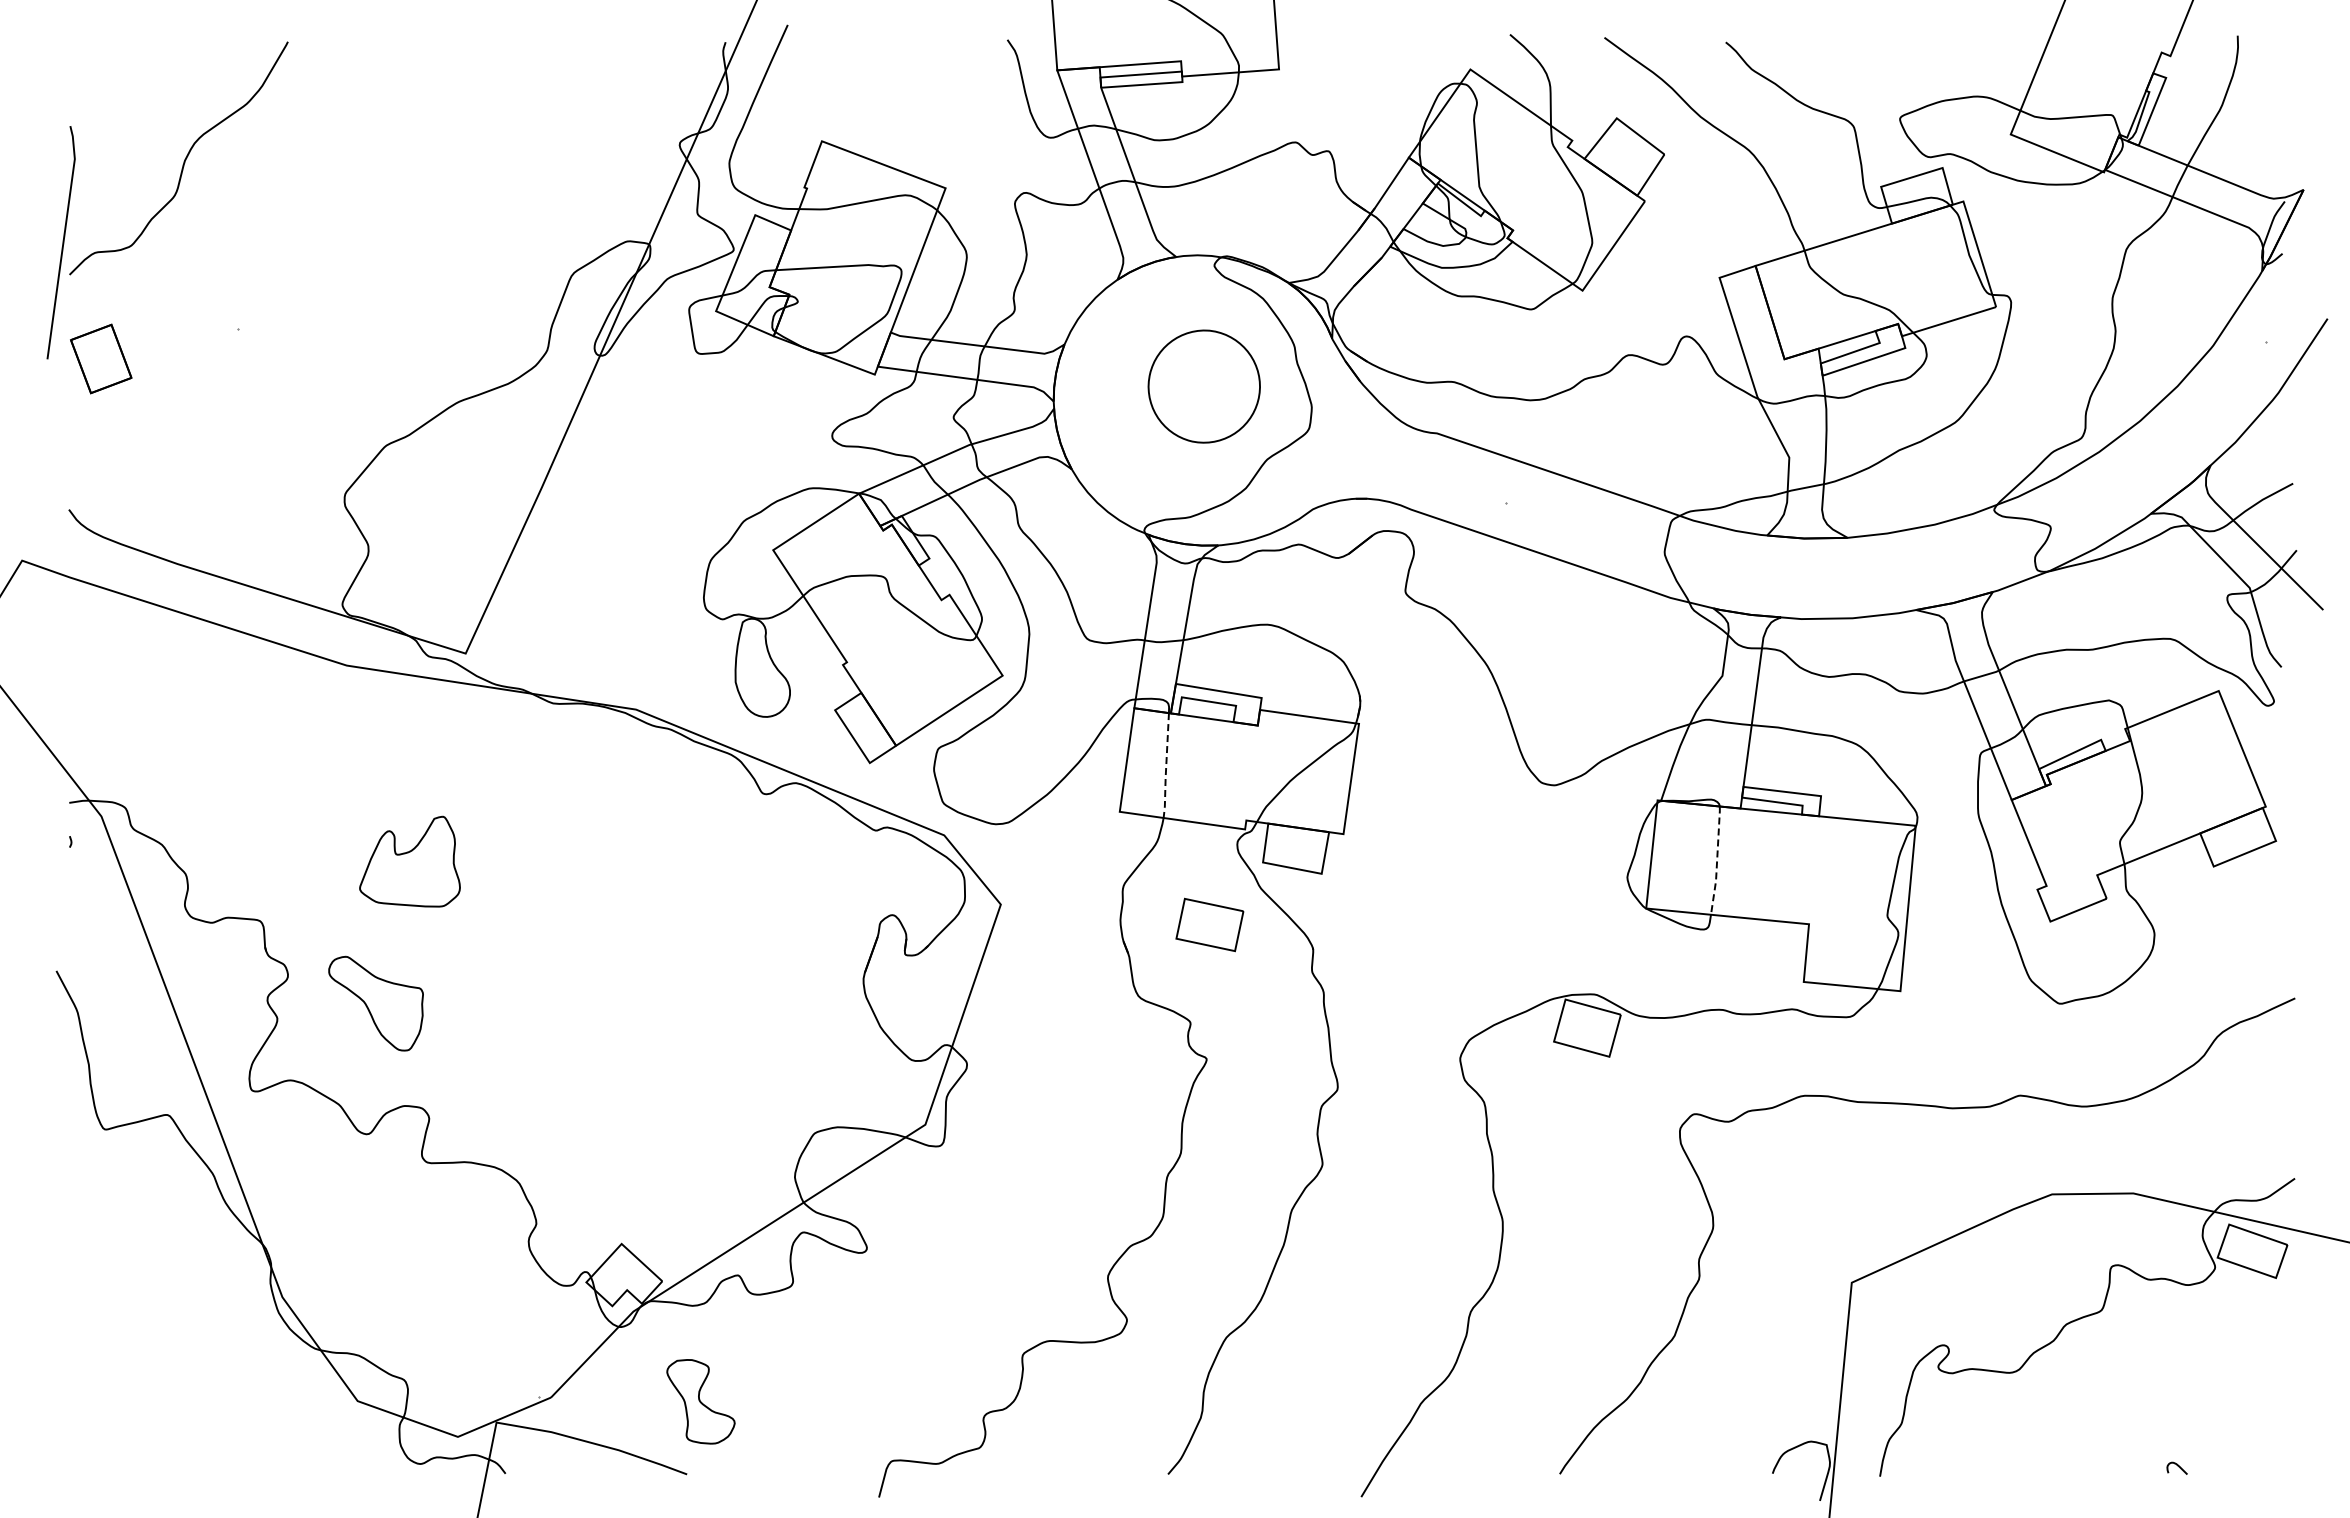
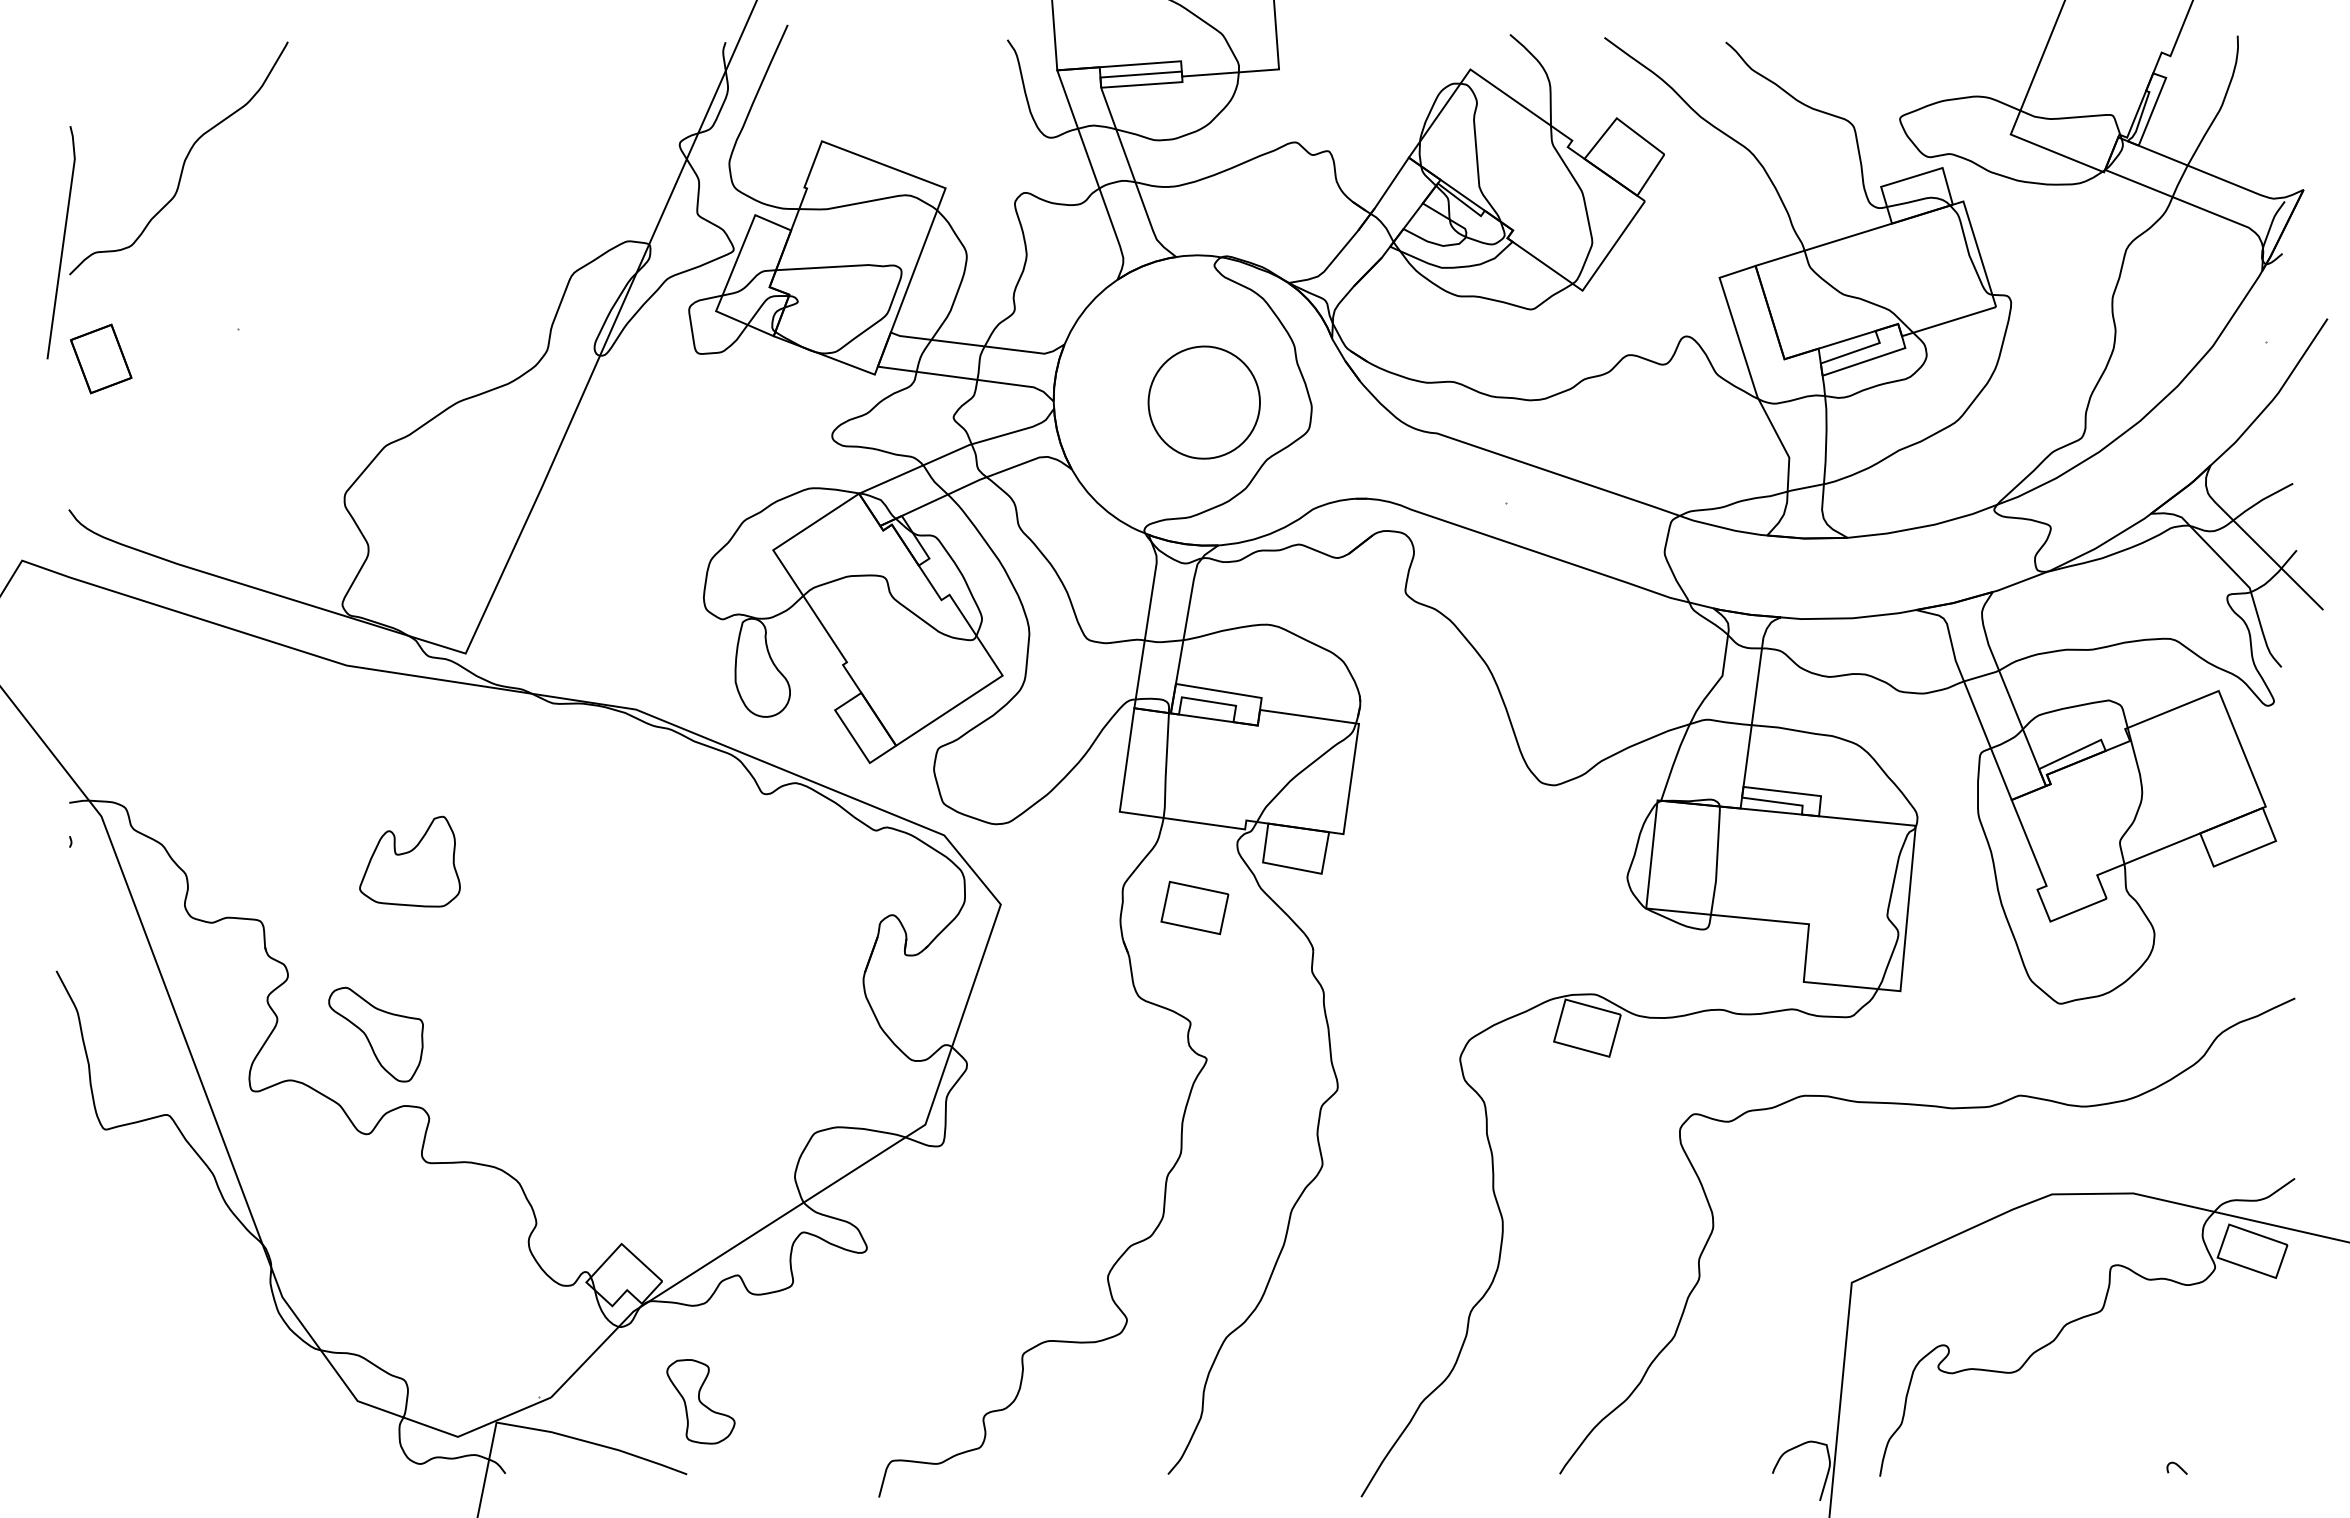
part position: (1203, 386) -> (1203, 402) (1203, 402)
line: dashed -> solid (1166, 767)
line: dashed -> solid (1717, 861)
part position: (1209, 924) -> (1194, 907) (1194, 907)
part position: (375, 1003) -> (375, 1034) (375, 1034)
